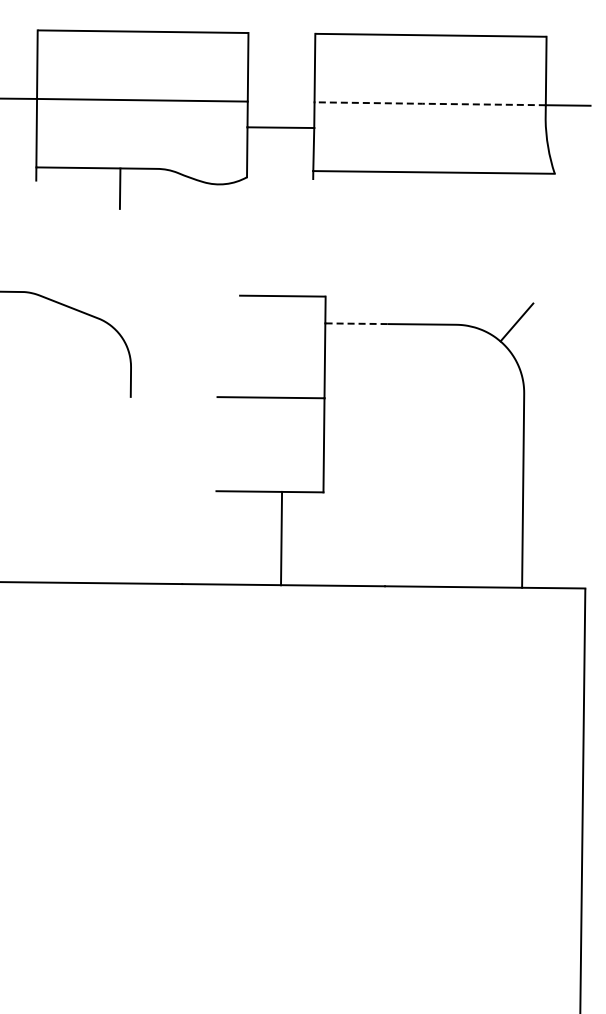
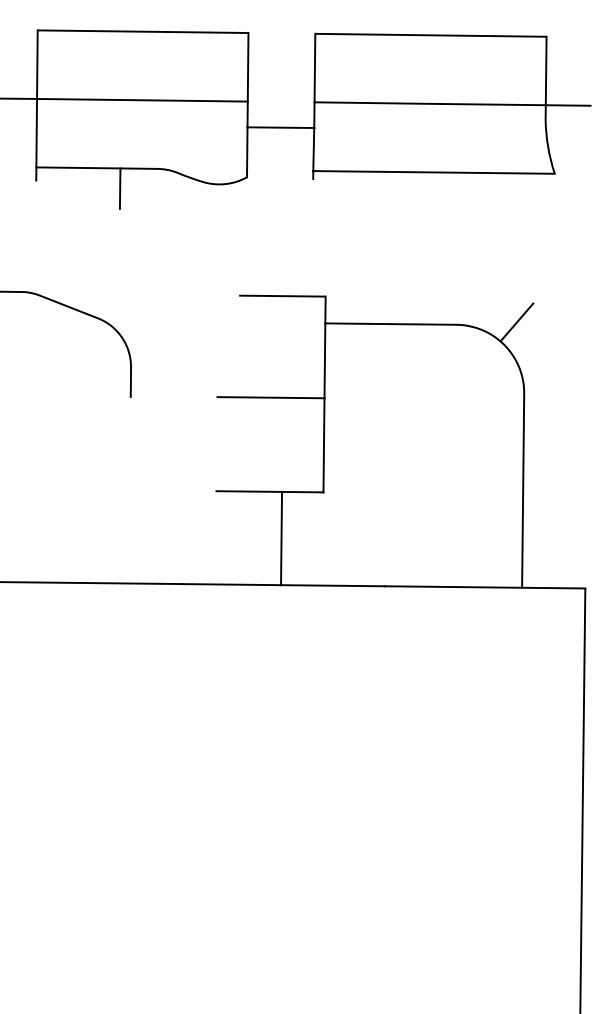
line: dashed -> solid (429, 103)
line: dashed -> solid (355, 323)
